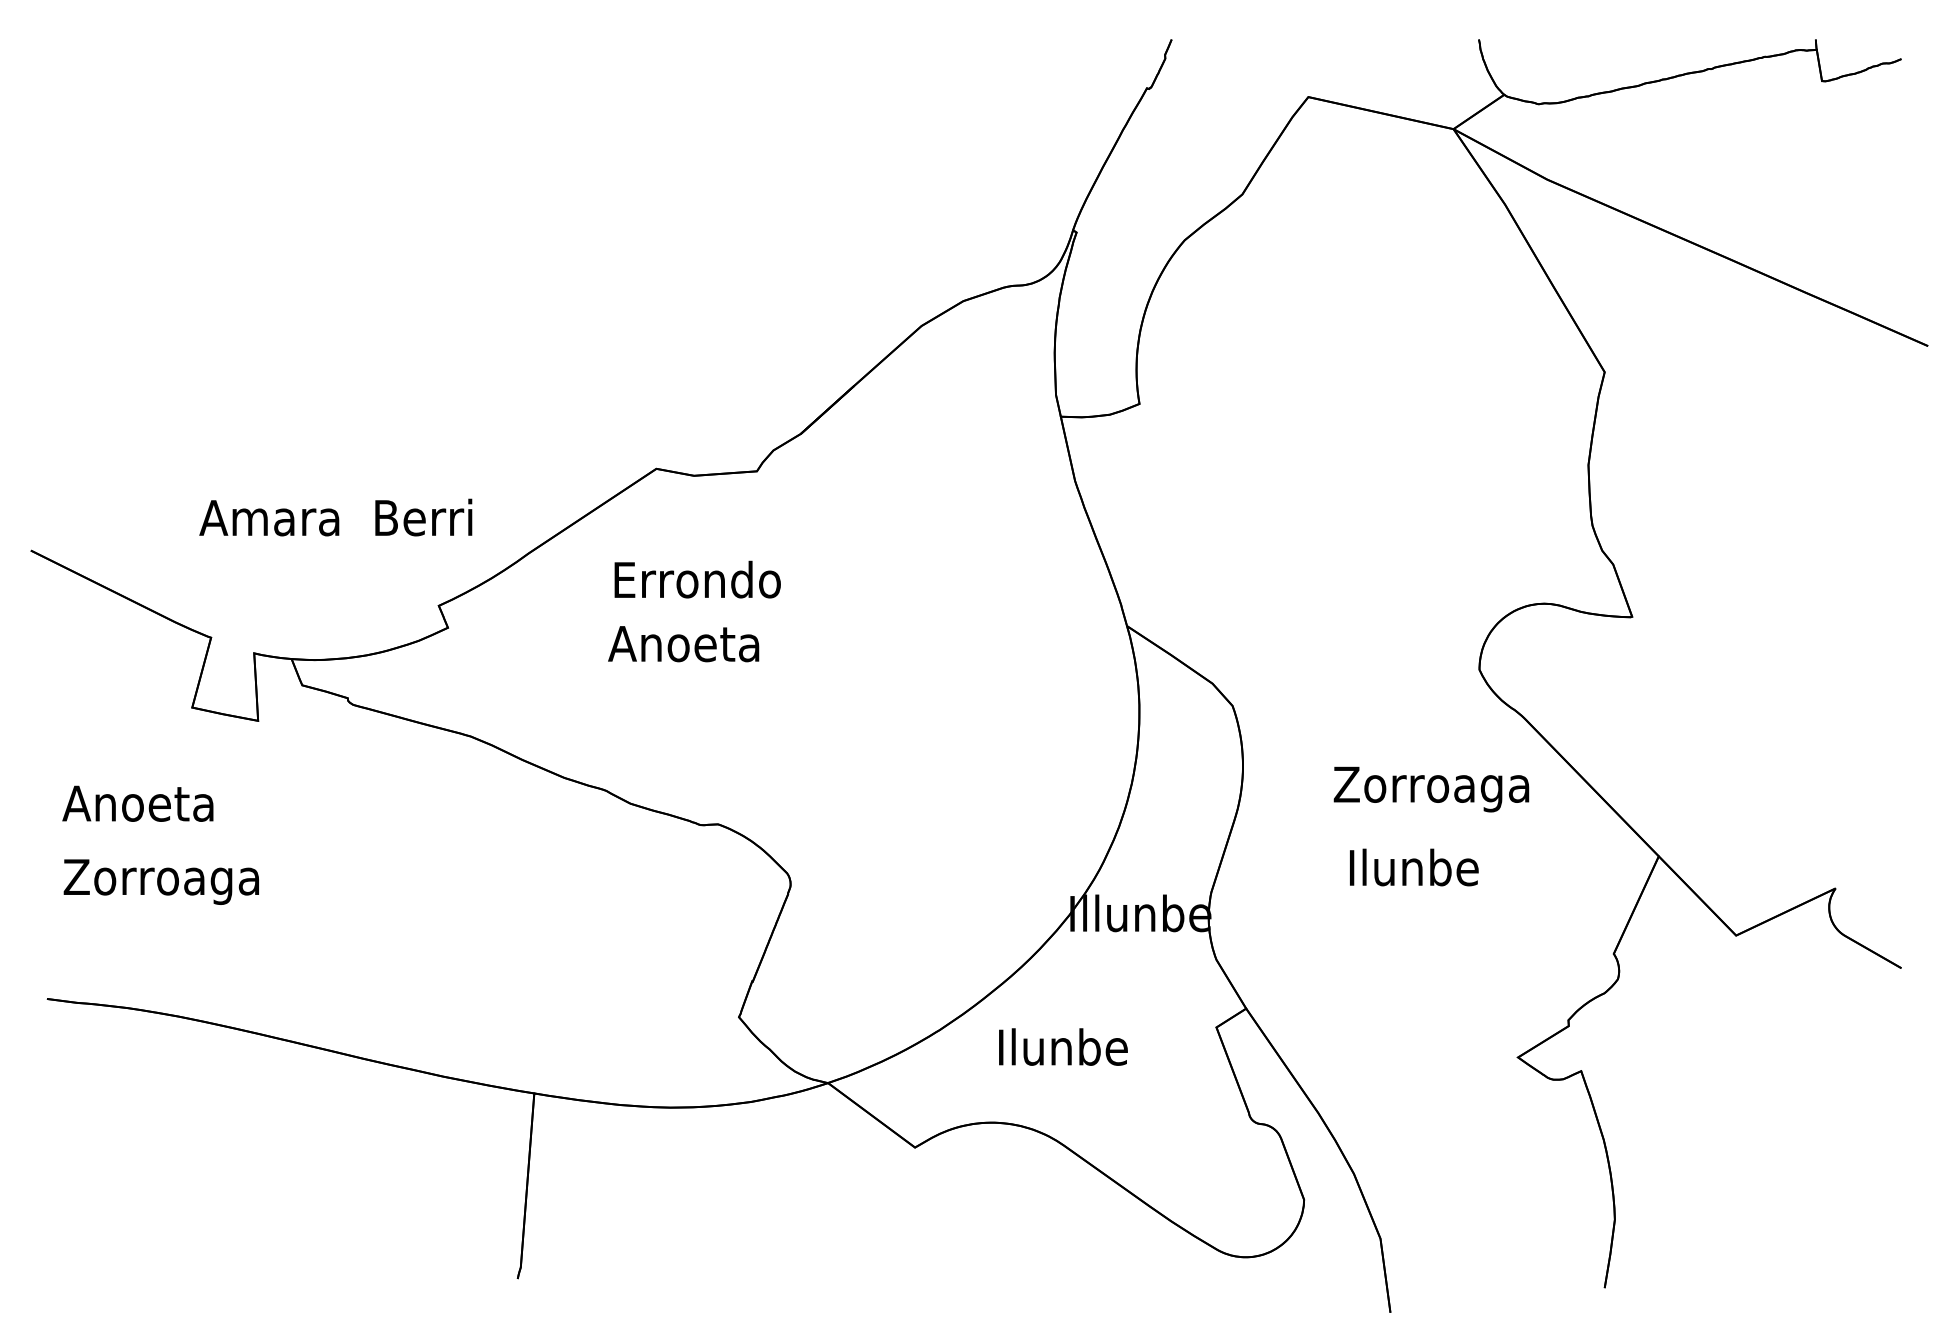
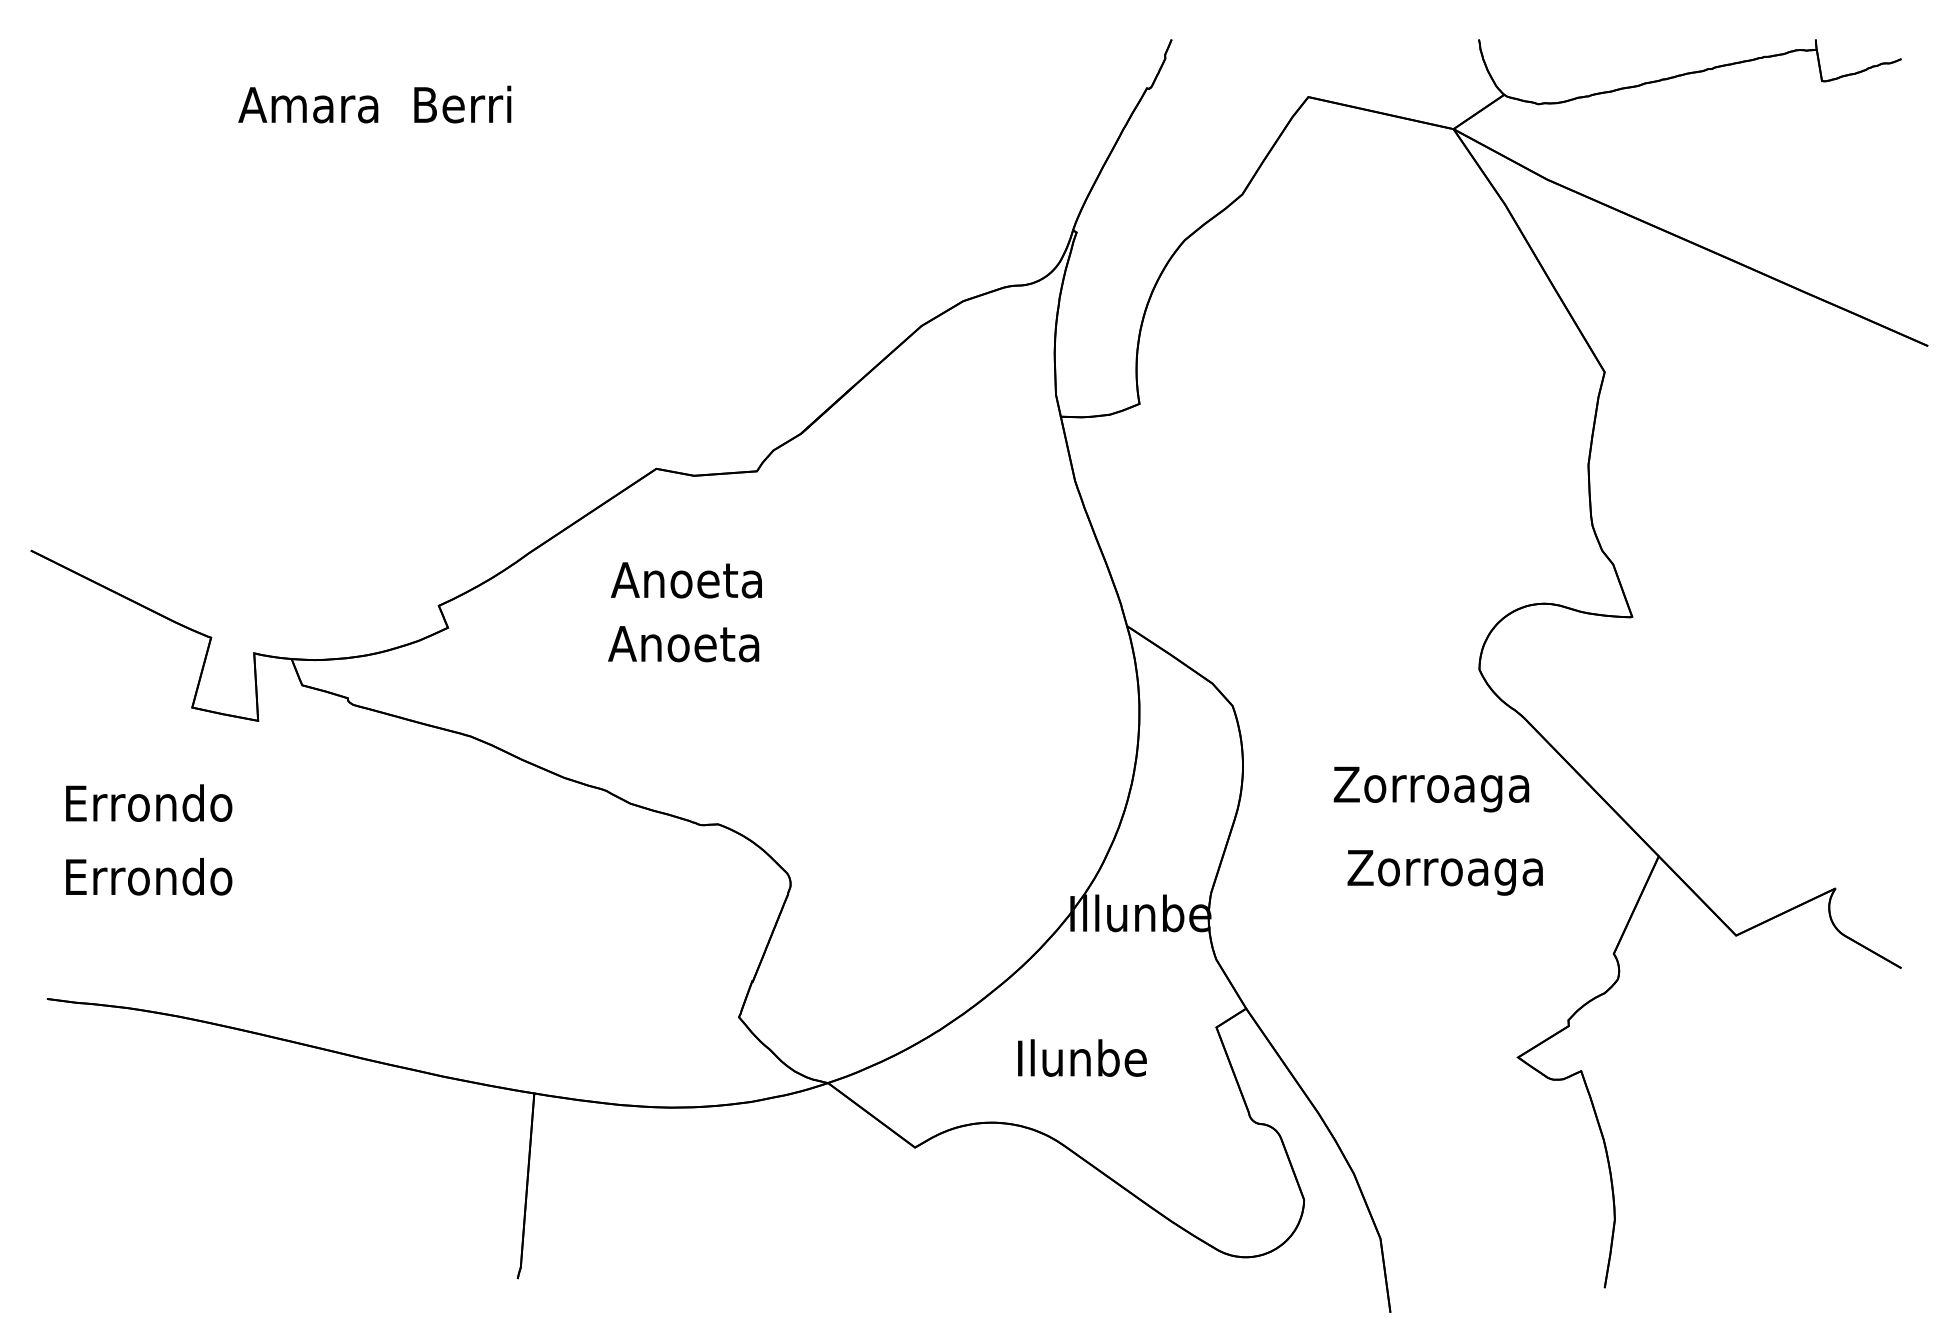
text position: (335, 517) -> (374, 104) (374, 104)
text: Errondo -> Anoeta (695, 579)
text: Anoeta -> Errondo (147, 802)
text: Ilunbe -> Zorroaga (1444, 871)
text: Zorroaga -> Errondo (160, 881)
text position: (1063, 1046) -> (1082, 1057) (1082, 1057)
